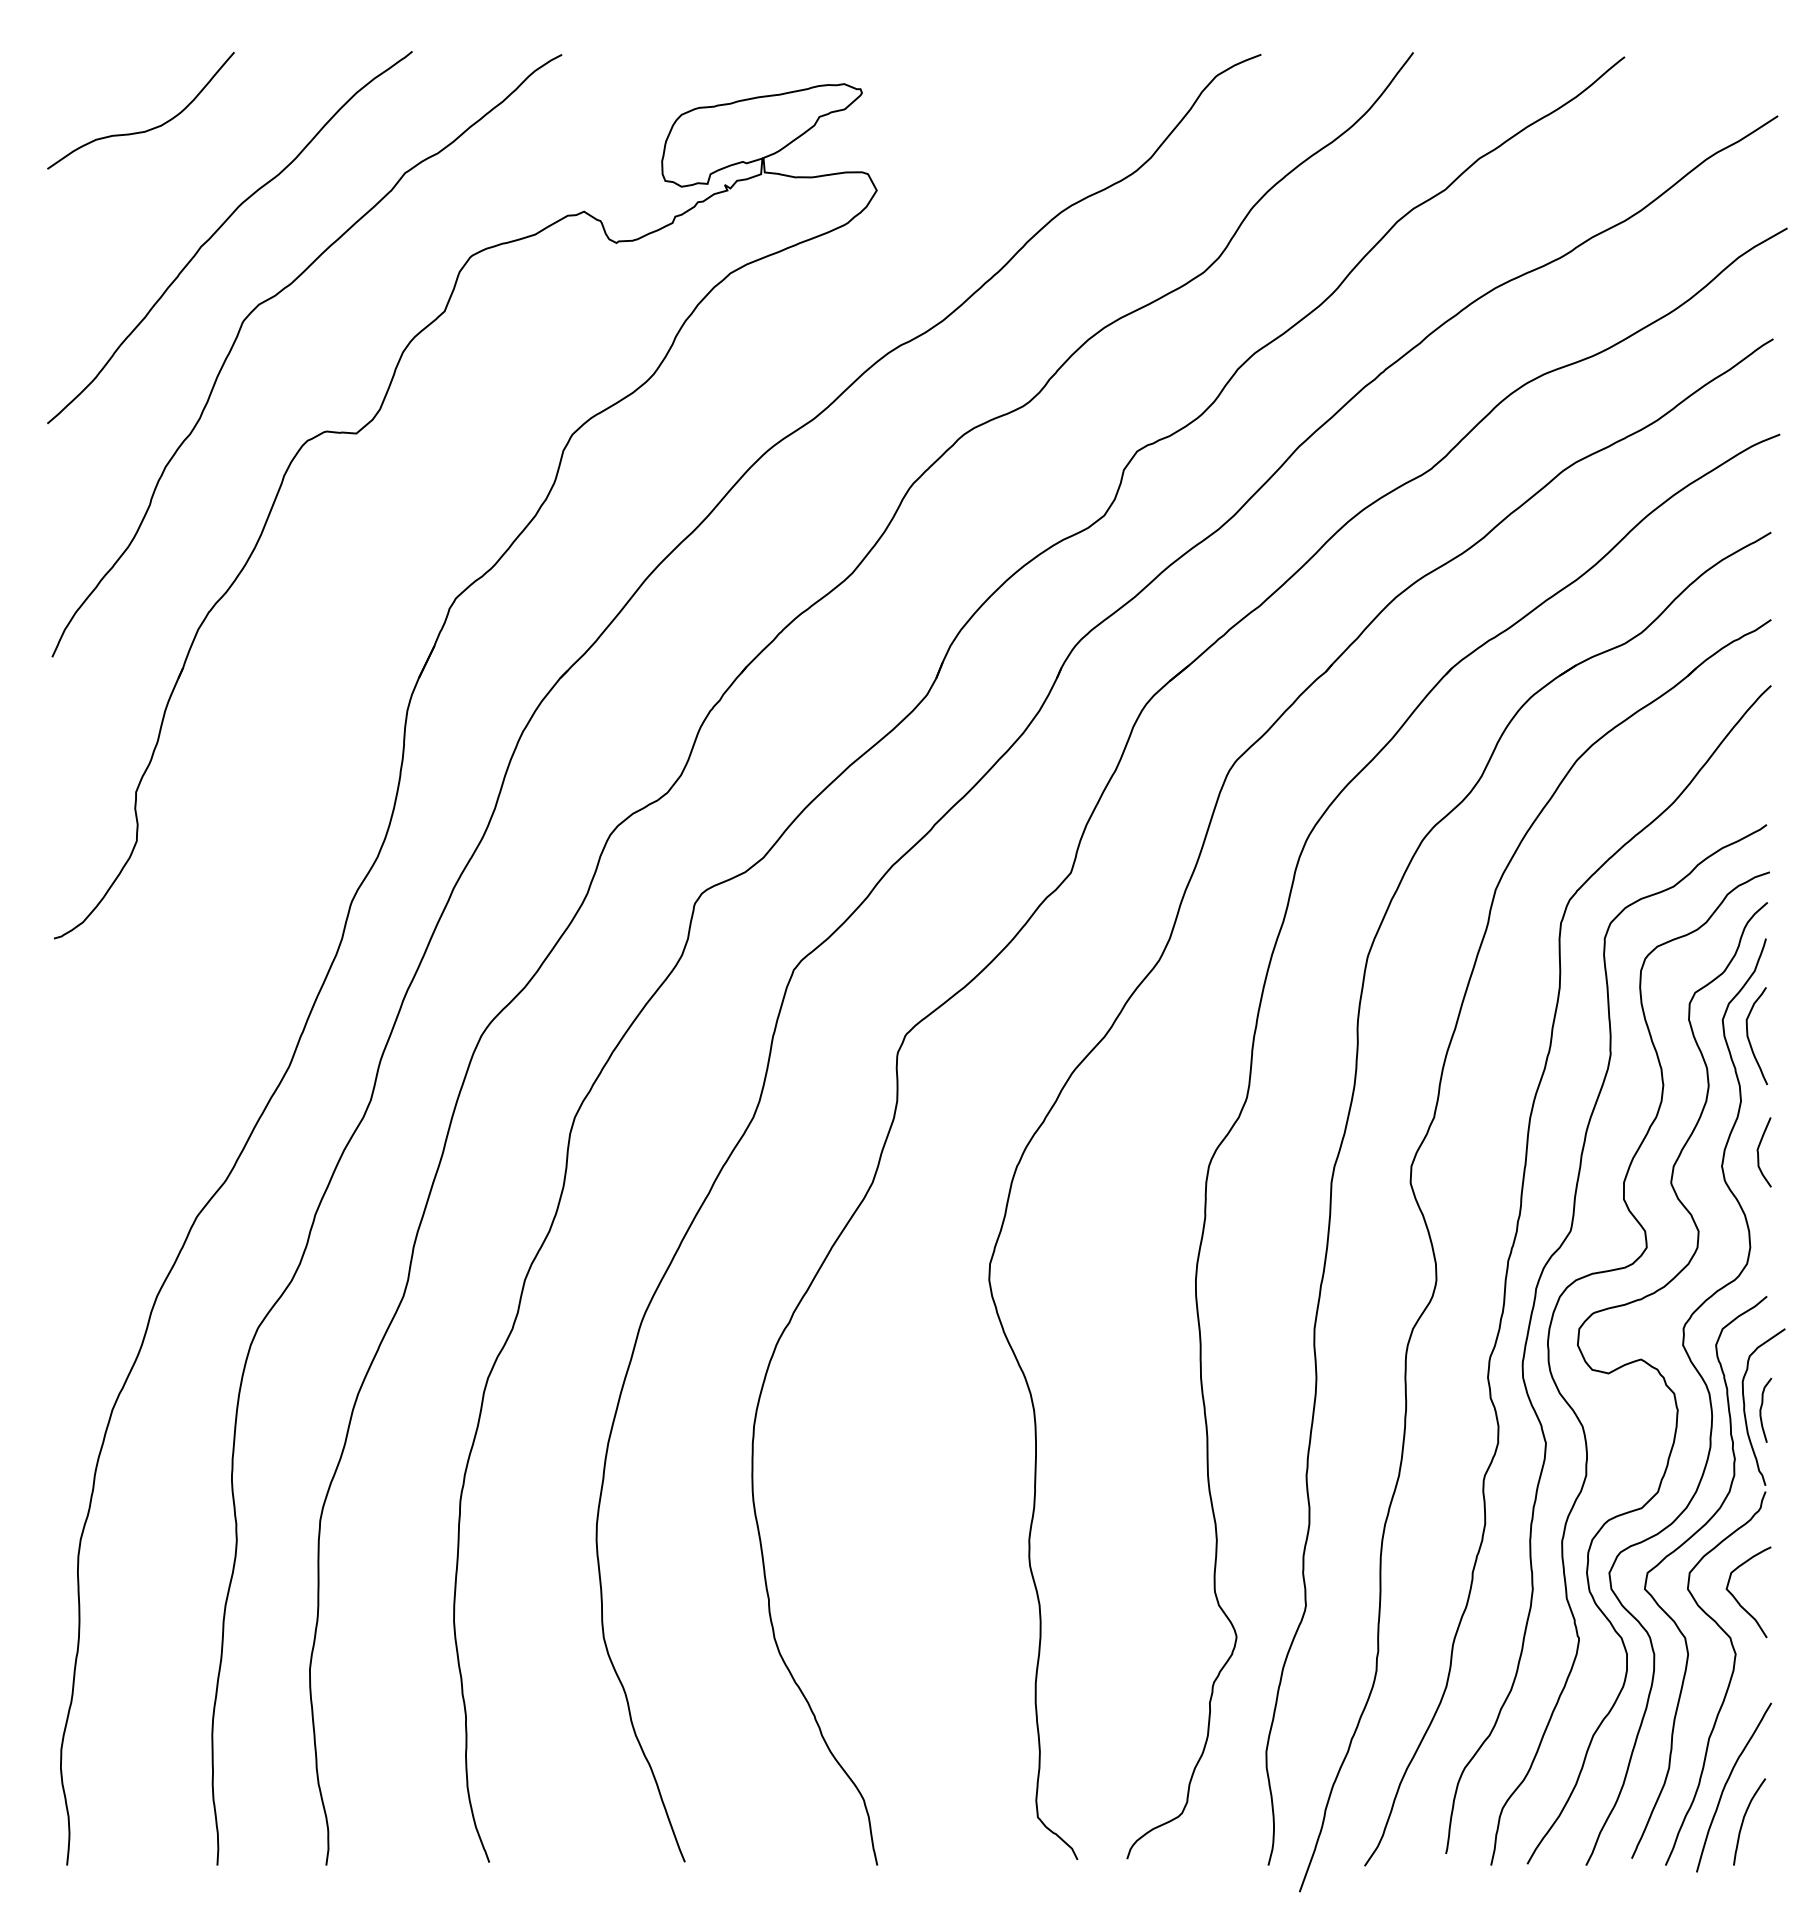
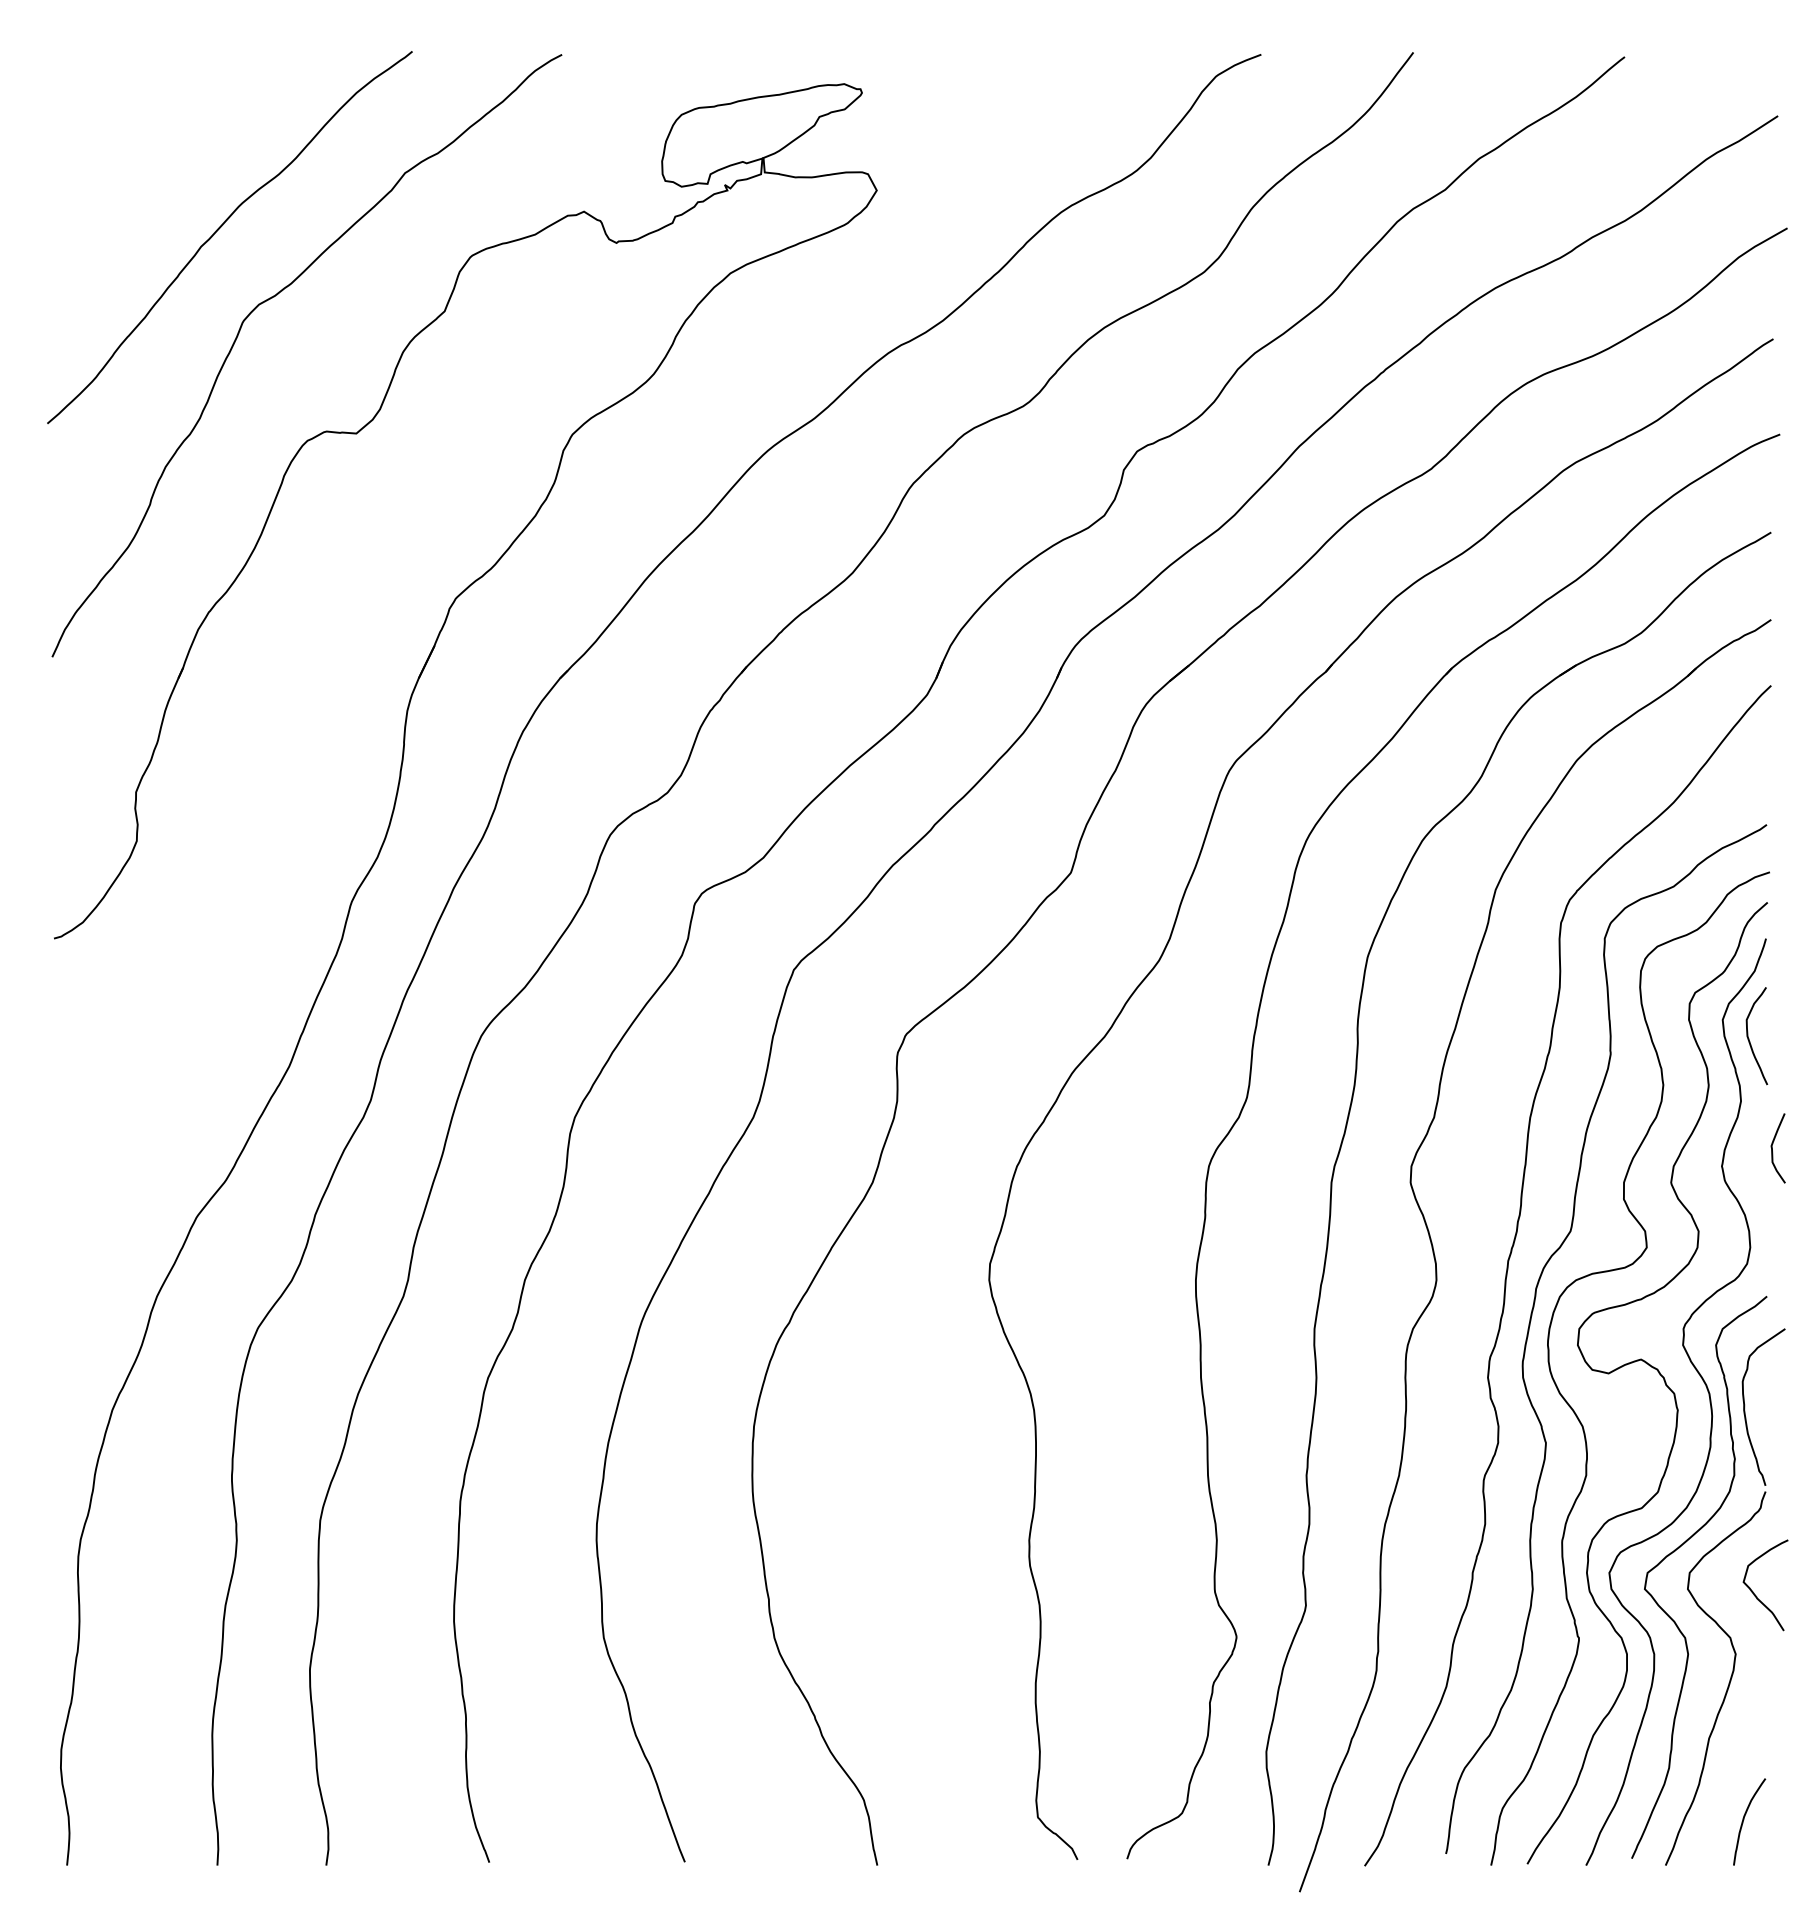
curve: present -> none (147, 129)
curve position: (1758, 1152) -> (1772, 1148) (1772, 1148)
curve: present -> none (1761, 1410)
curve position: (1736, 1598) -> (1753, 1591) (1753, 1591)
curve: present -> none (1727, 1783)
